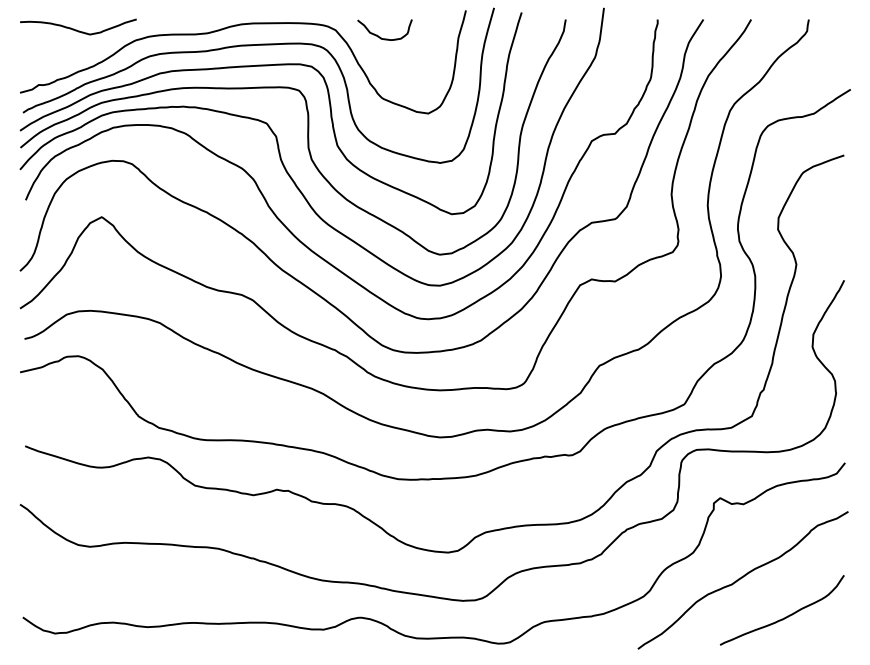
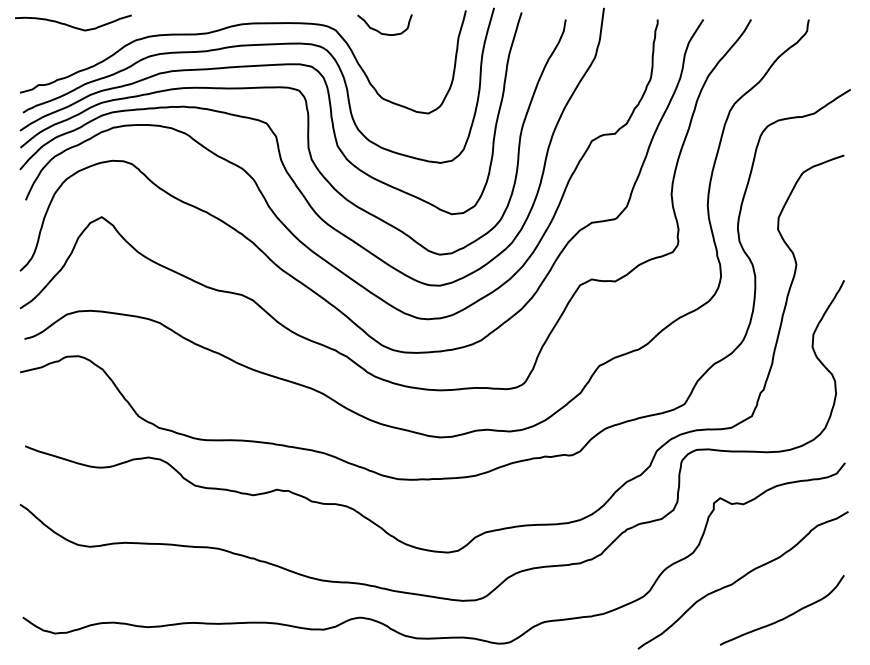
curve position: (76, 29) -> (71, 25) (71, 25)
curve position: (380, 36) -> (380, 31) (380, 31)
